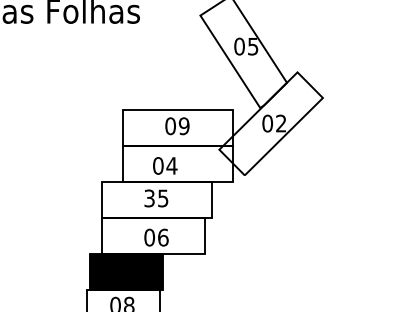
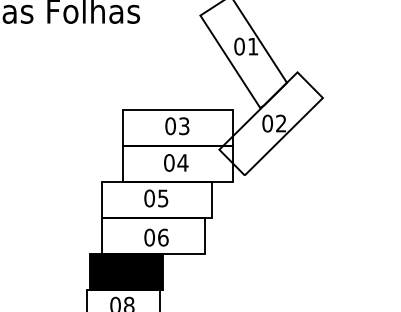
text: 05 -> 01 (253, 46)
text: 09 -> 03 (183, 125)
text position: (165, 165) -> (176, 162) (176, 162)
text: 35 -> 05 (149, 198)
